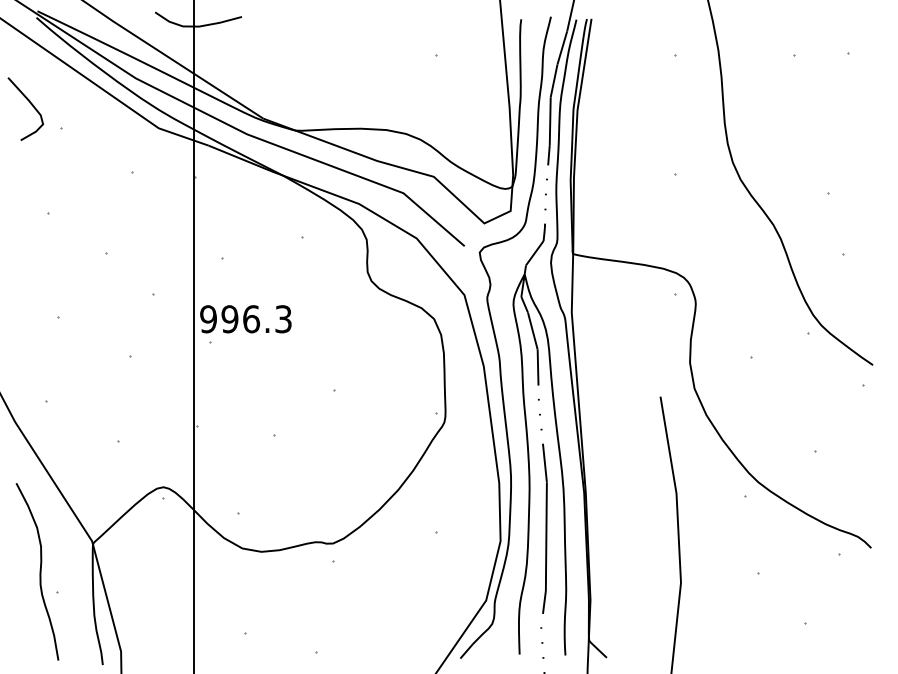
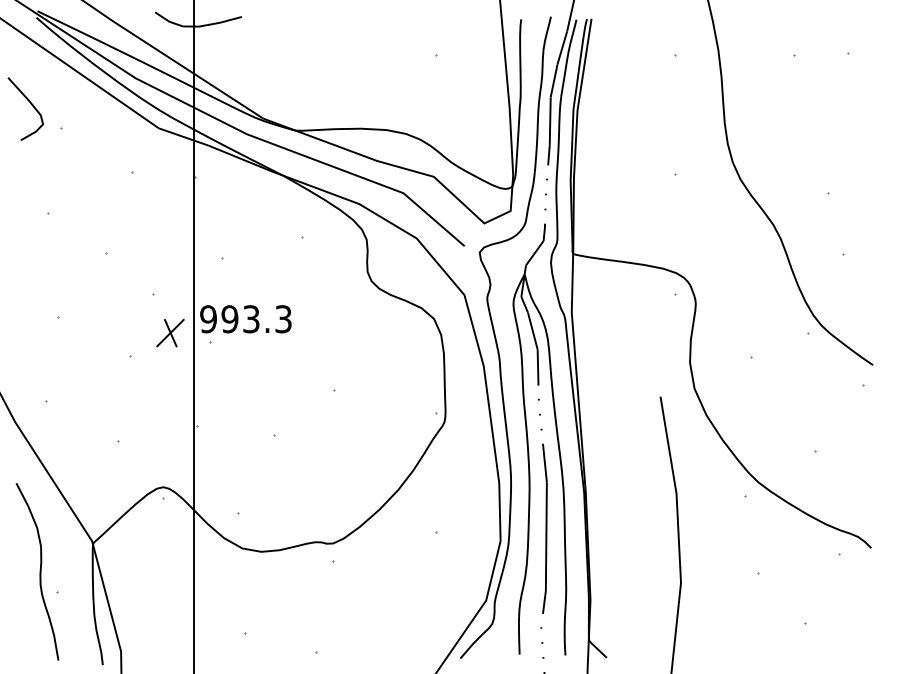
text: 996.3 -> 993.3 (251, 319)
part: none -> present (170, 332)
